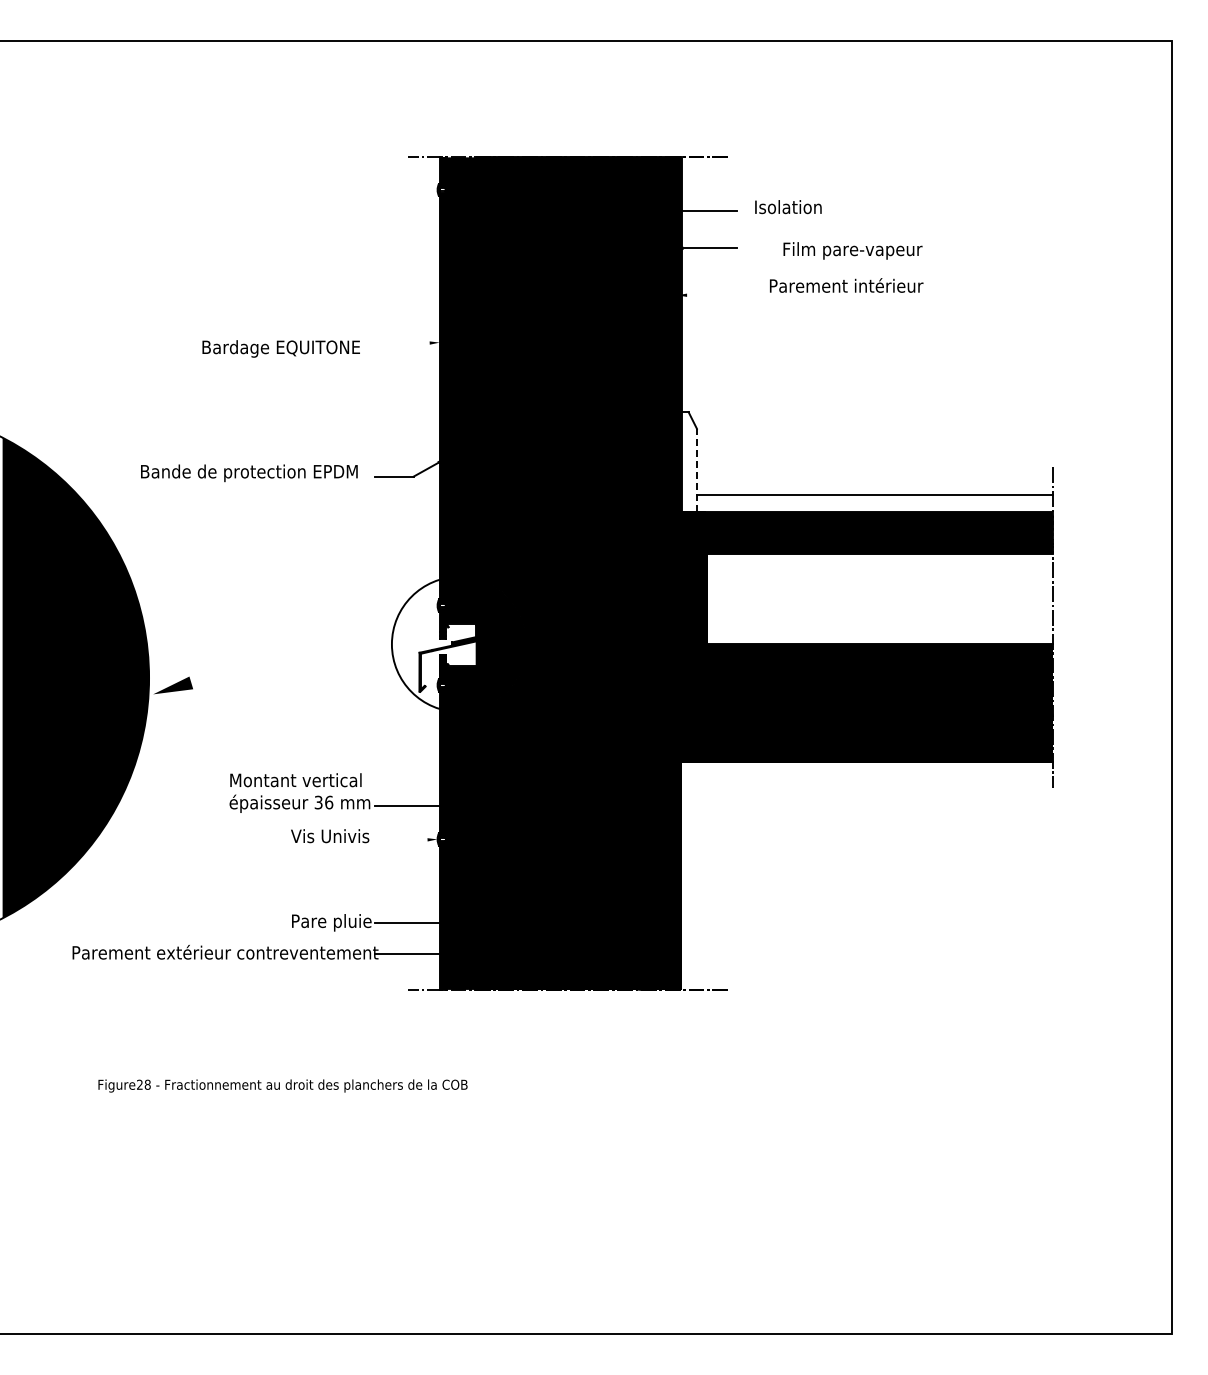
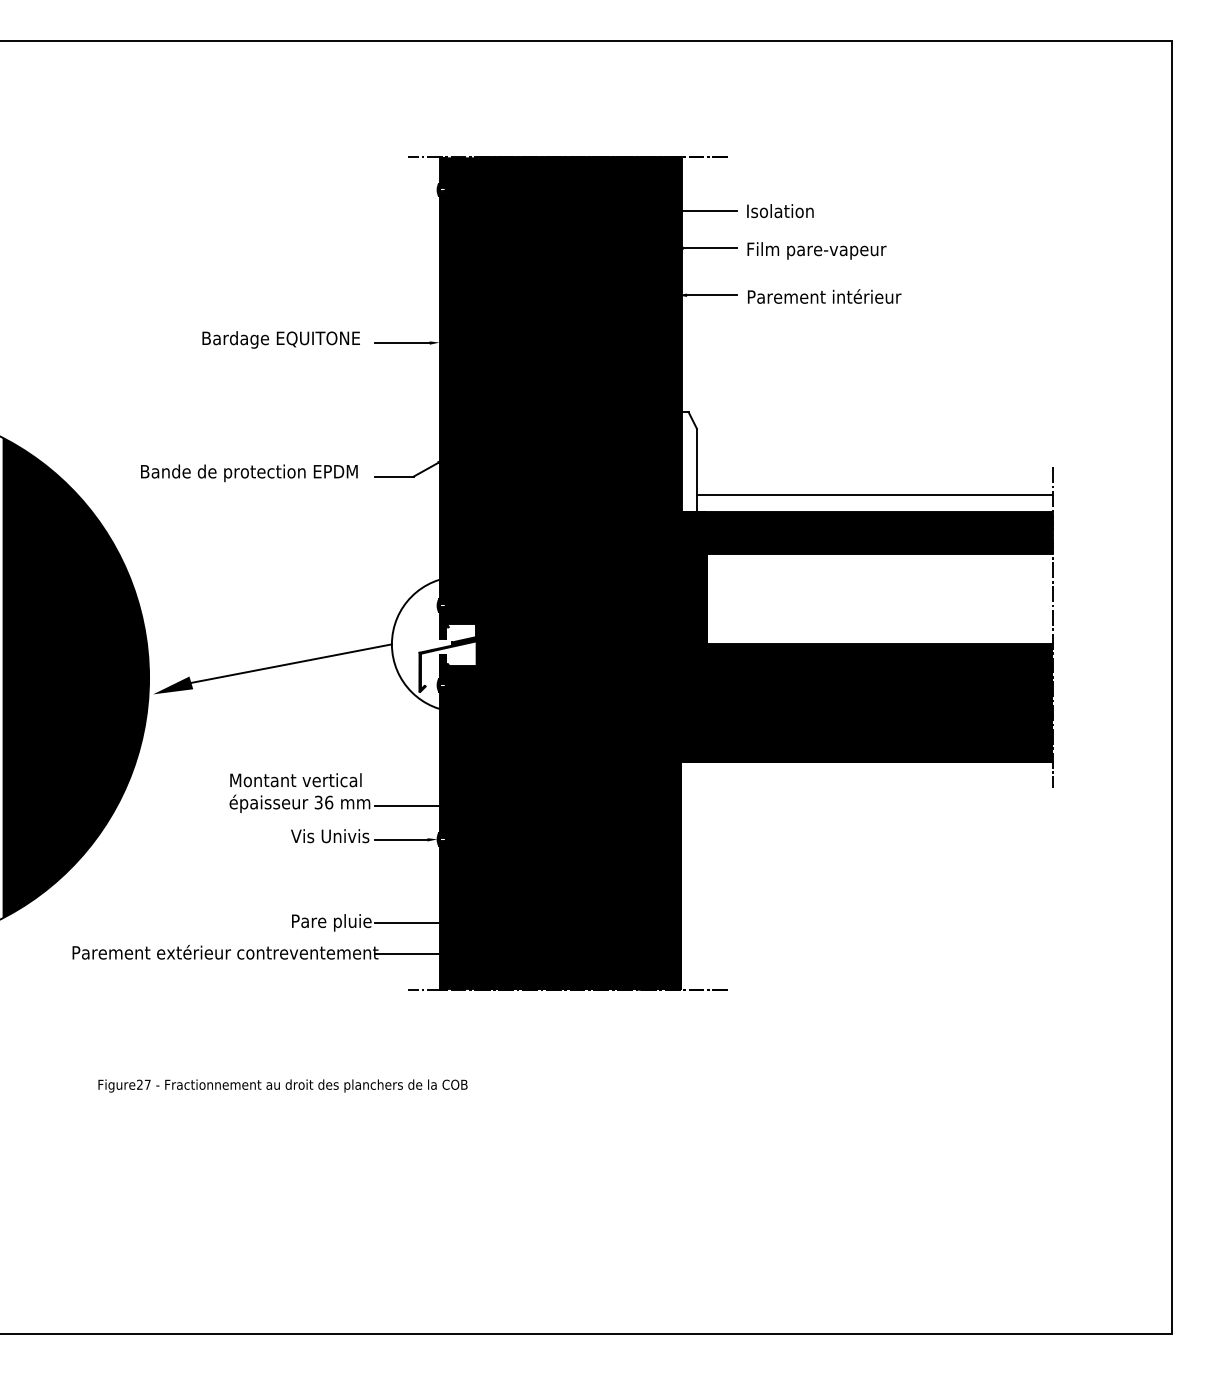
text position: (788, 207) -> (780, 211) (780, 211)
text position: (852, 250) -> (816, 250) (816, 250)
text position: (846, 285) -> (824, 296) (824, 296)
line: none -> present (711, 295)
line: none -> present (402, 343)
text position: (280, 348) -> (280, 339) (280, 339)
line: dashed -> solid (696, 470)
line: none -> present (291, 663)
line: none -> present (401, 839)
text: Figure28 -> Figure27 (147, 1084)
